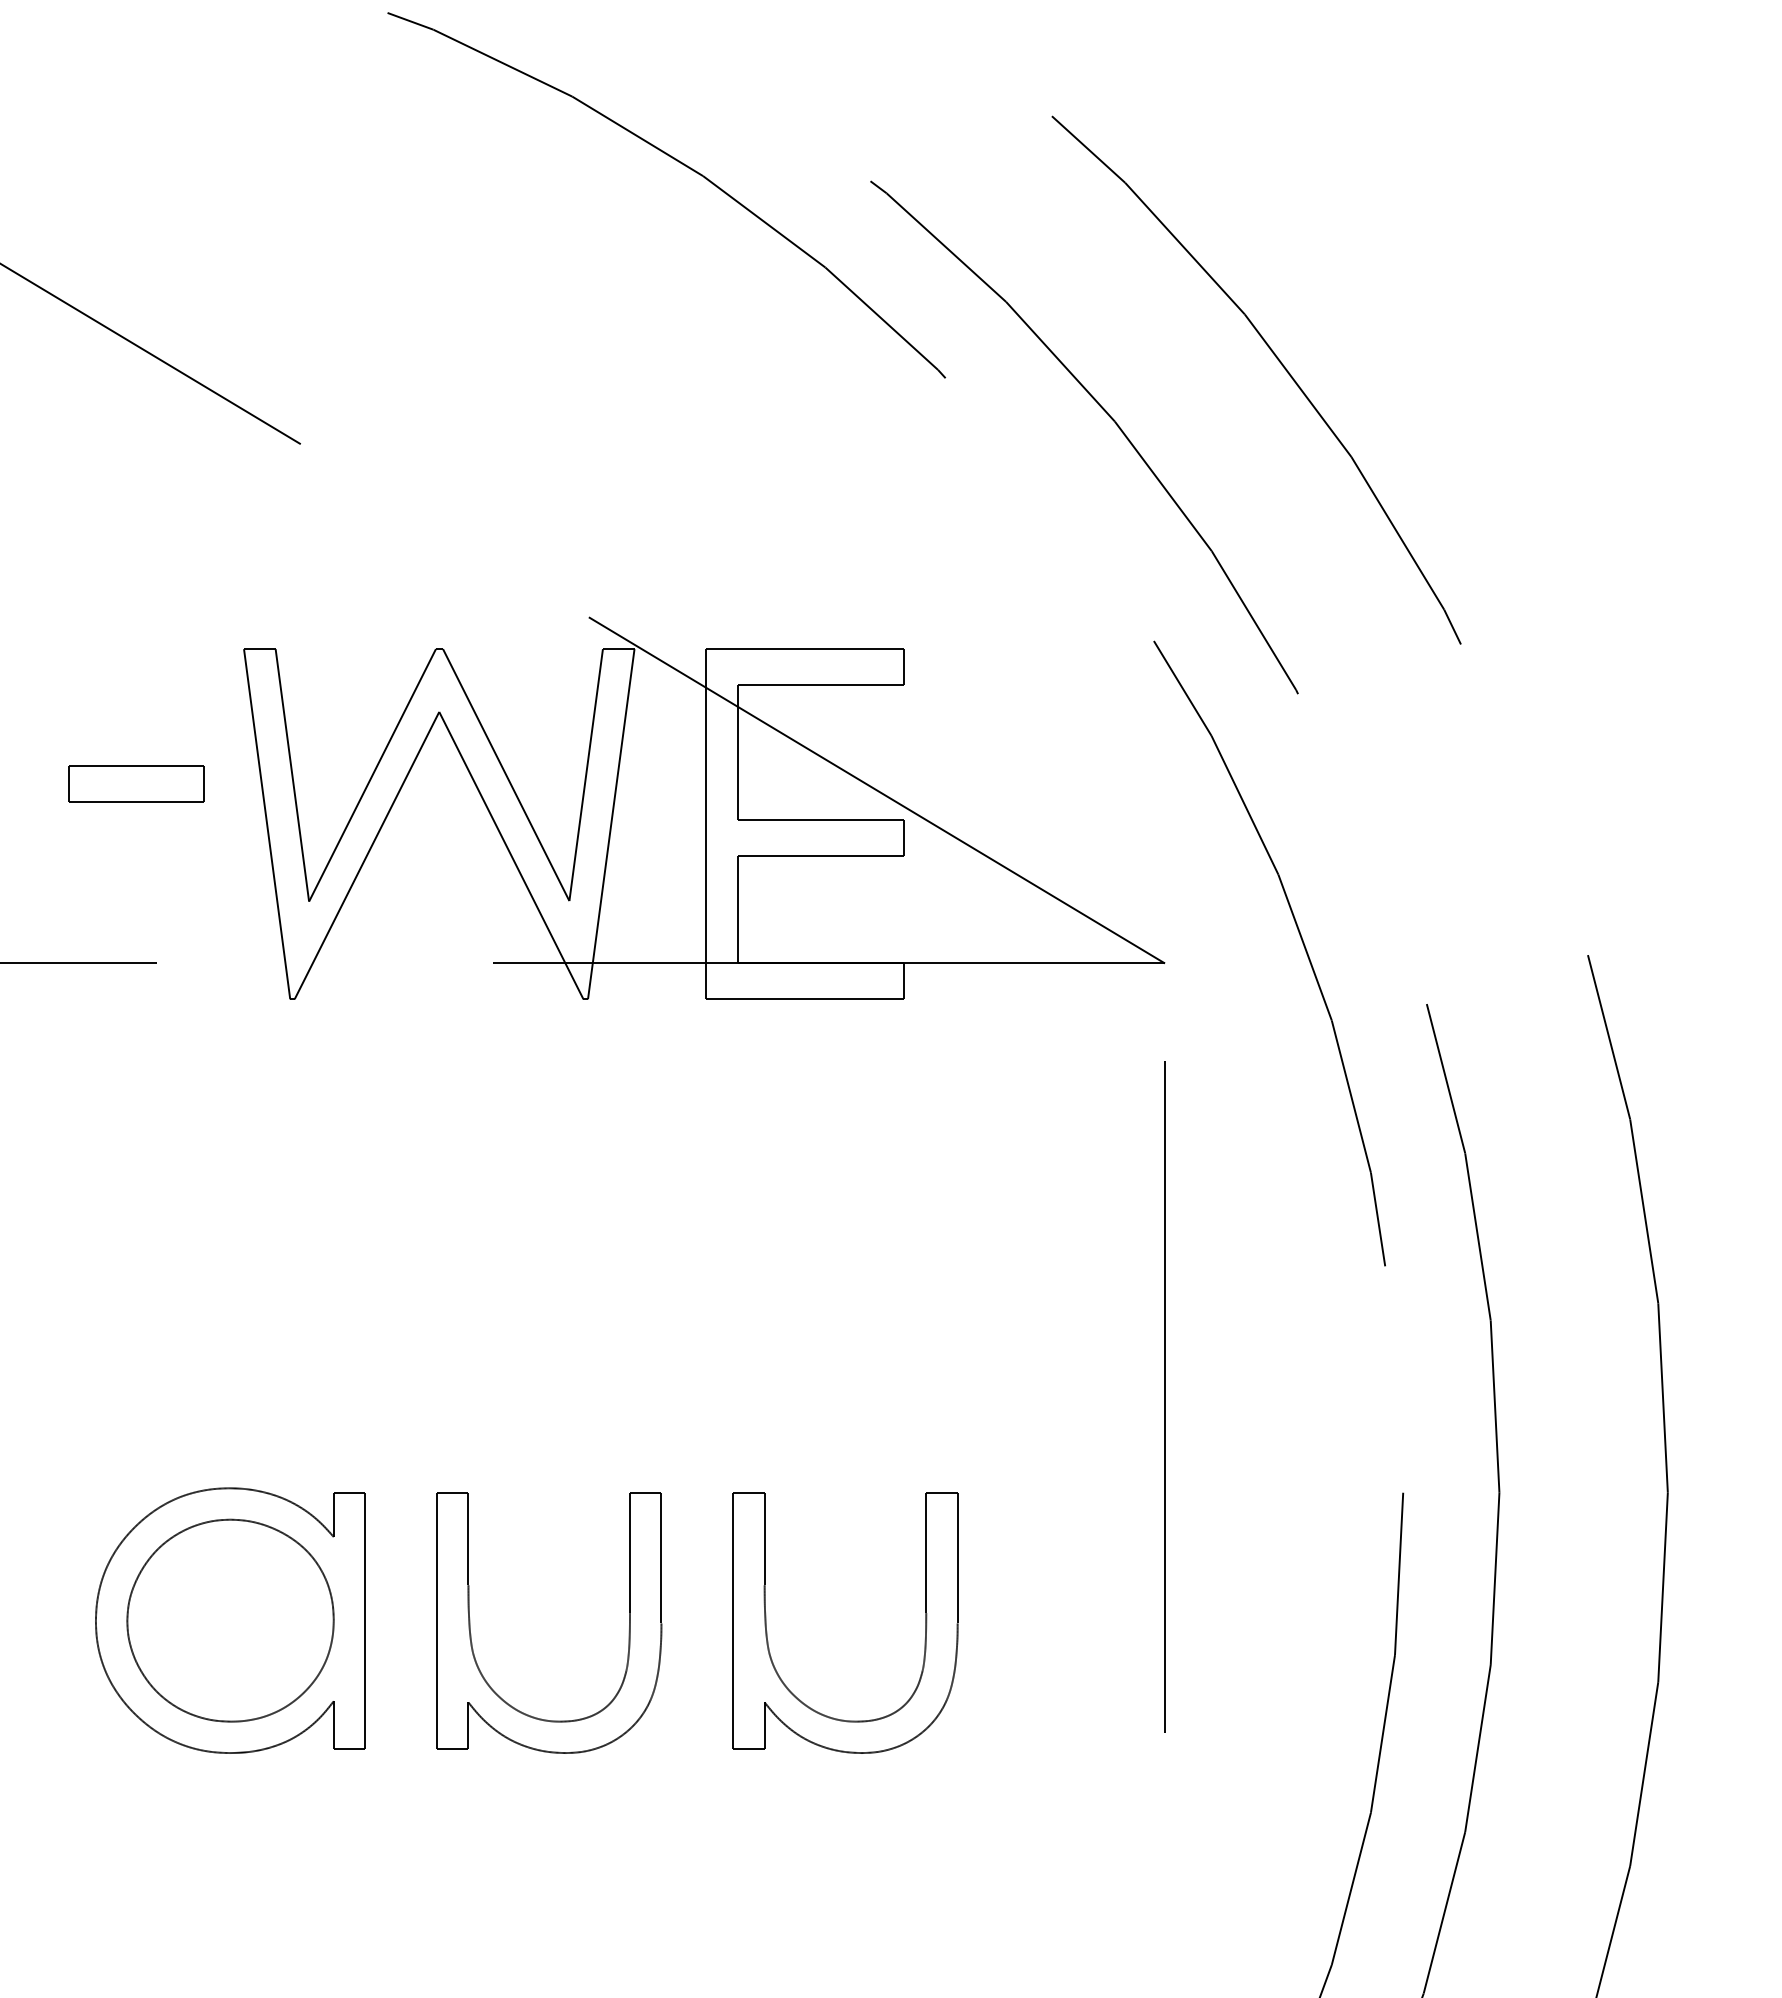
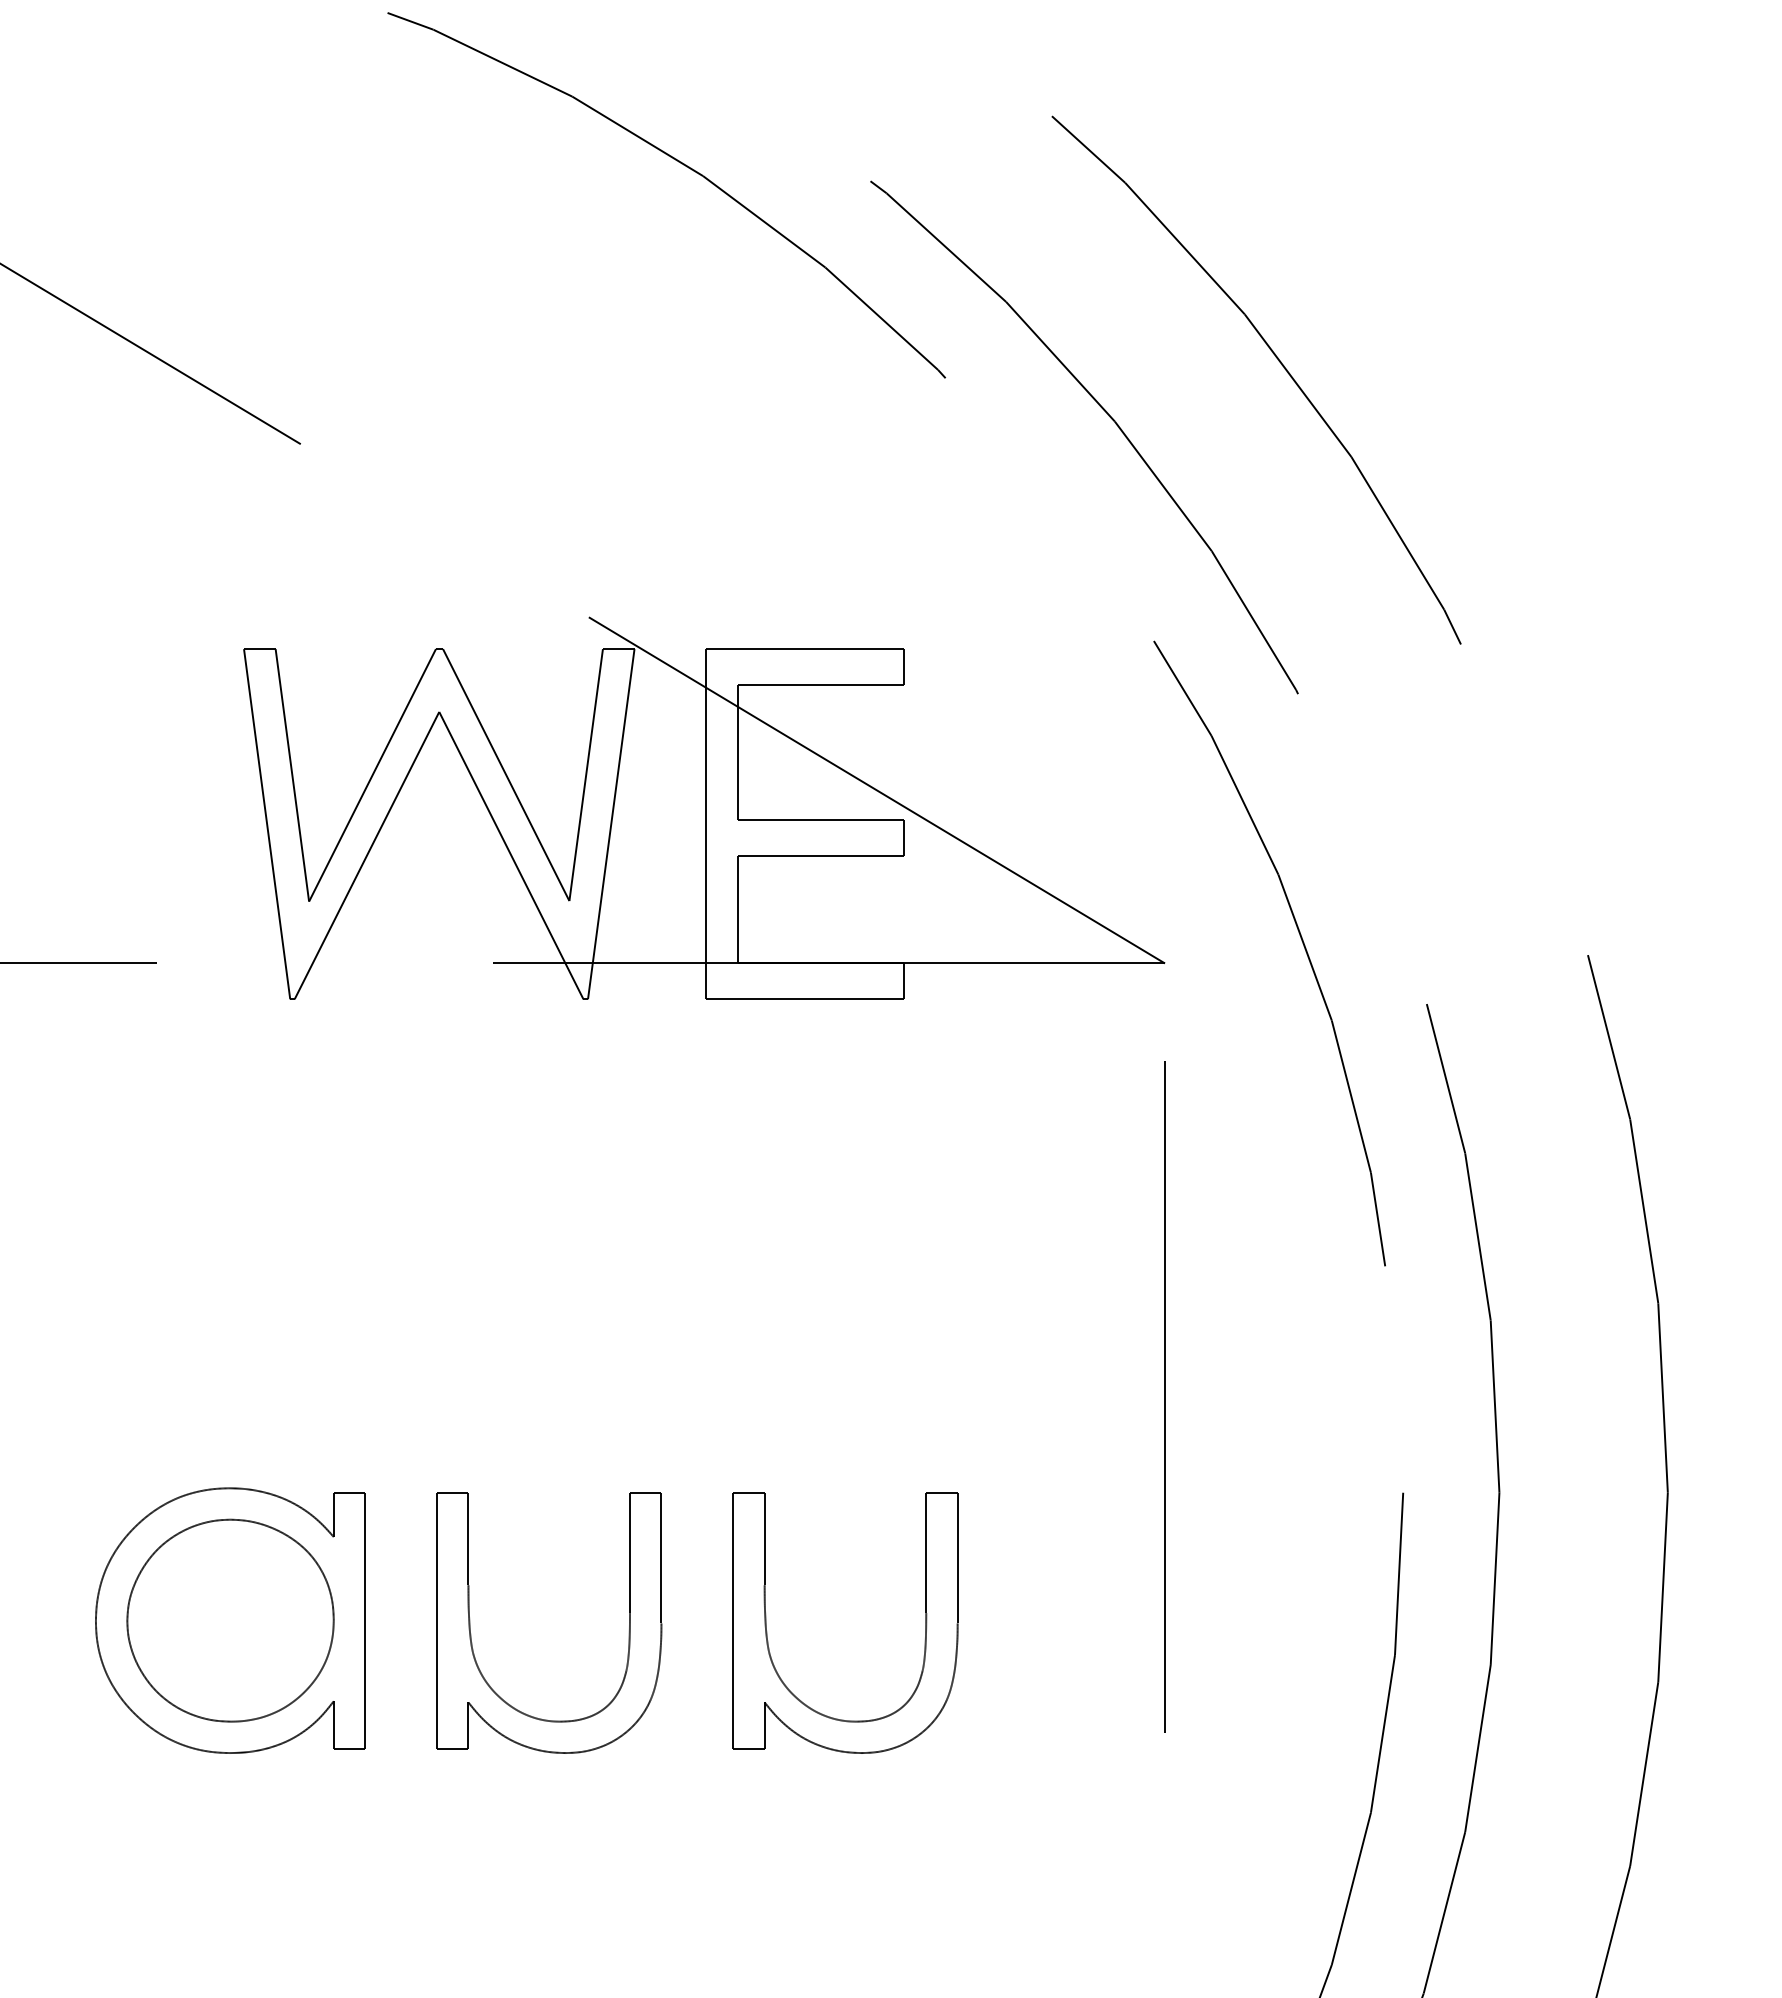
part: present -> none (136, 783)
